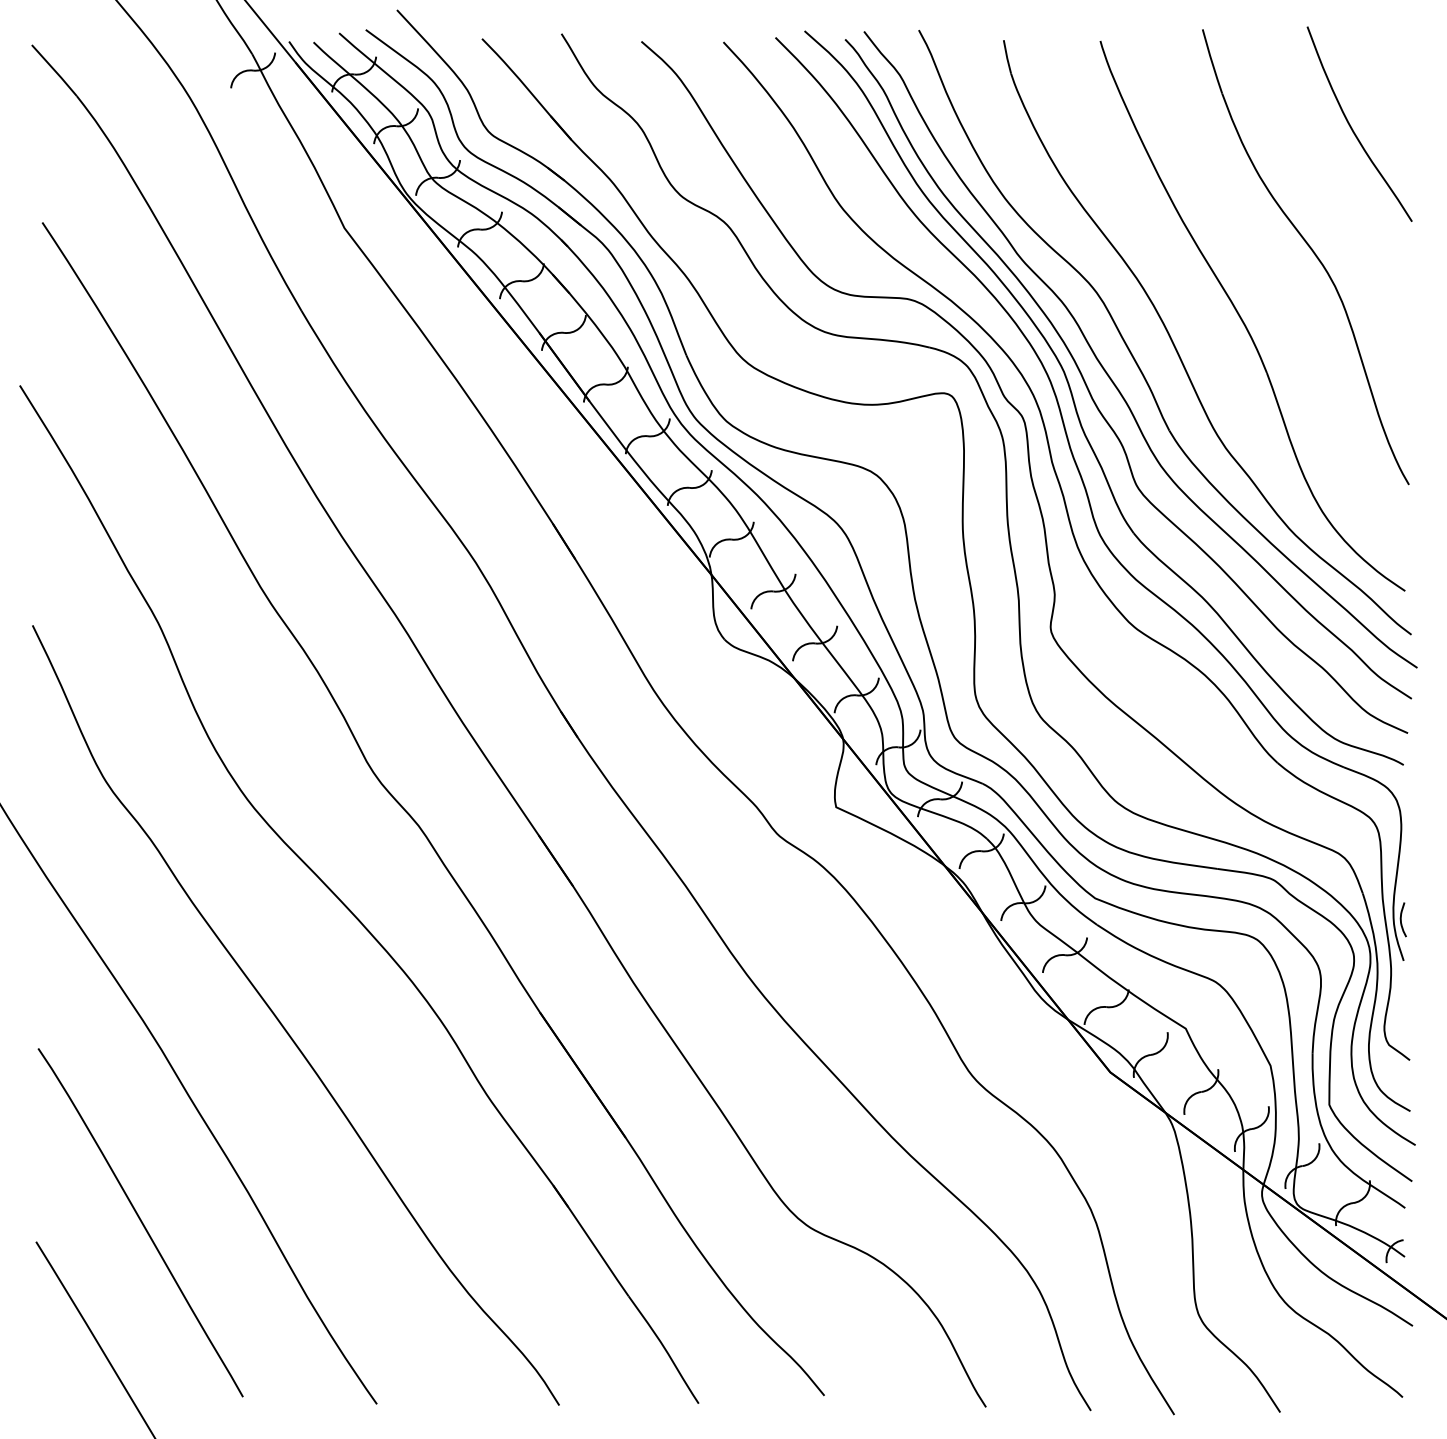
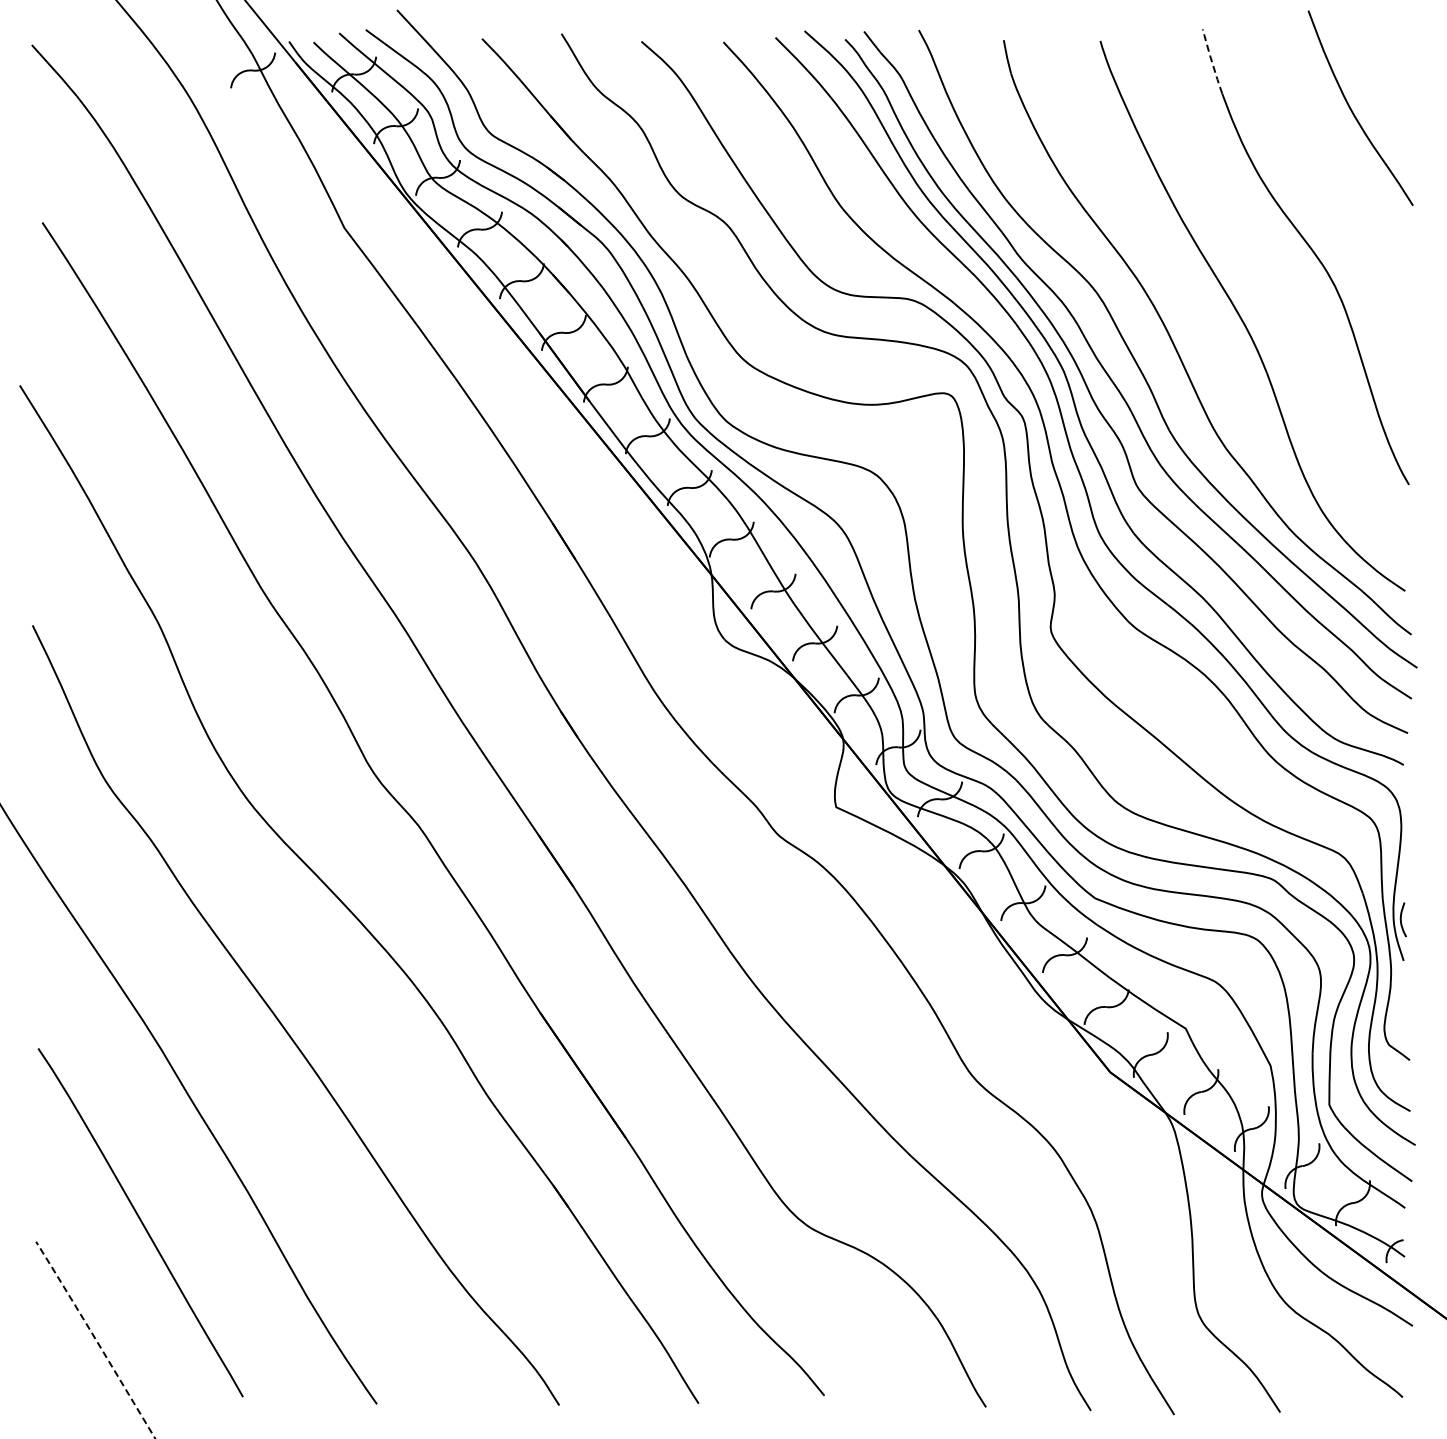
line: solid -> dashed (1211, 61)
curve position: (1352, 127) -> (1353, 111) (1353, 111)
line: solid -> dashed (94, 1338)
